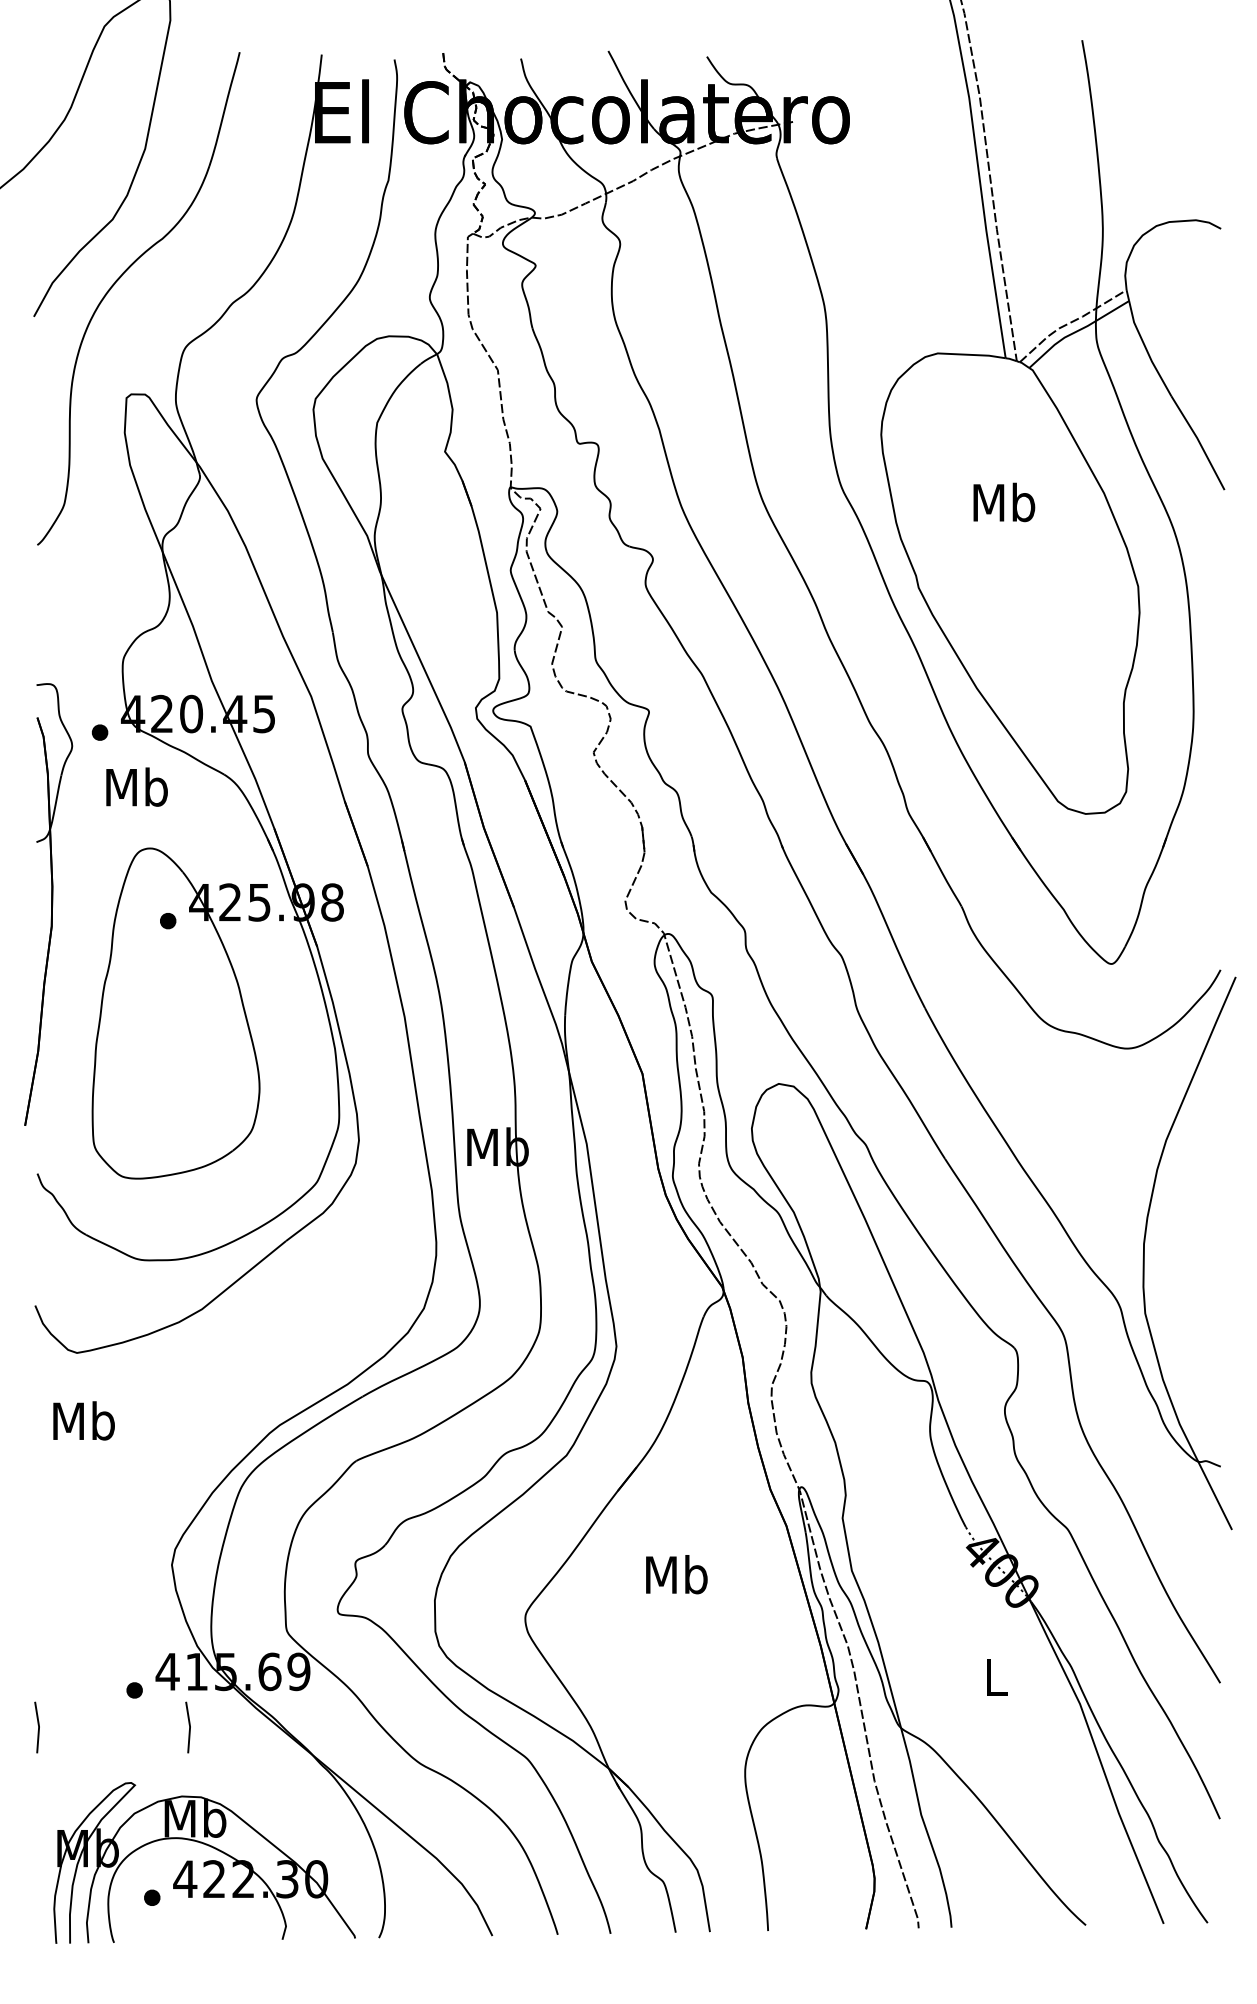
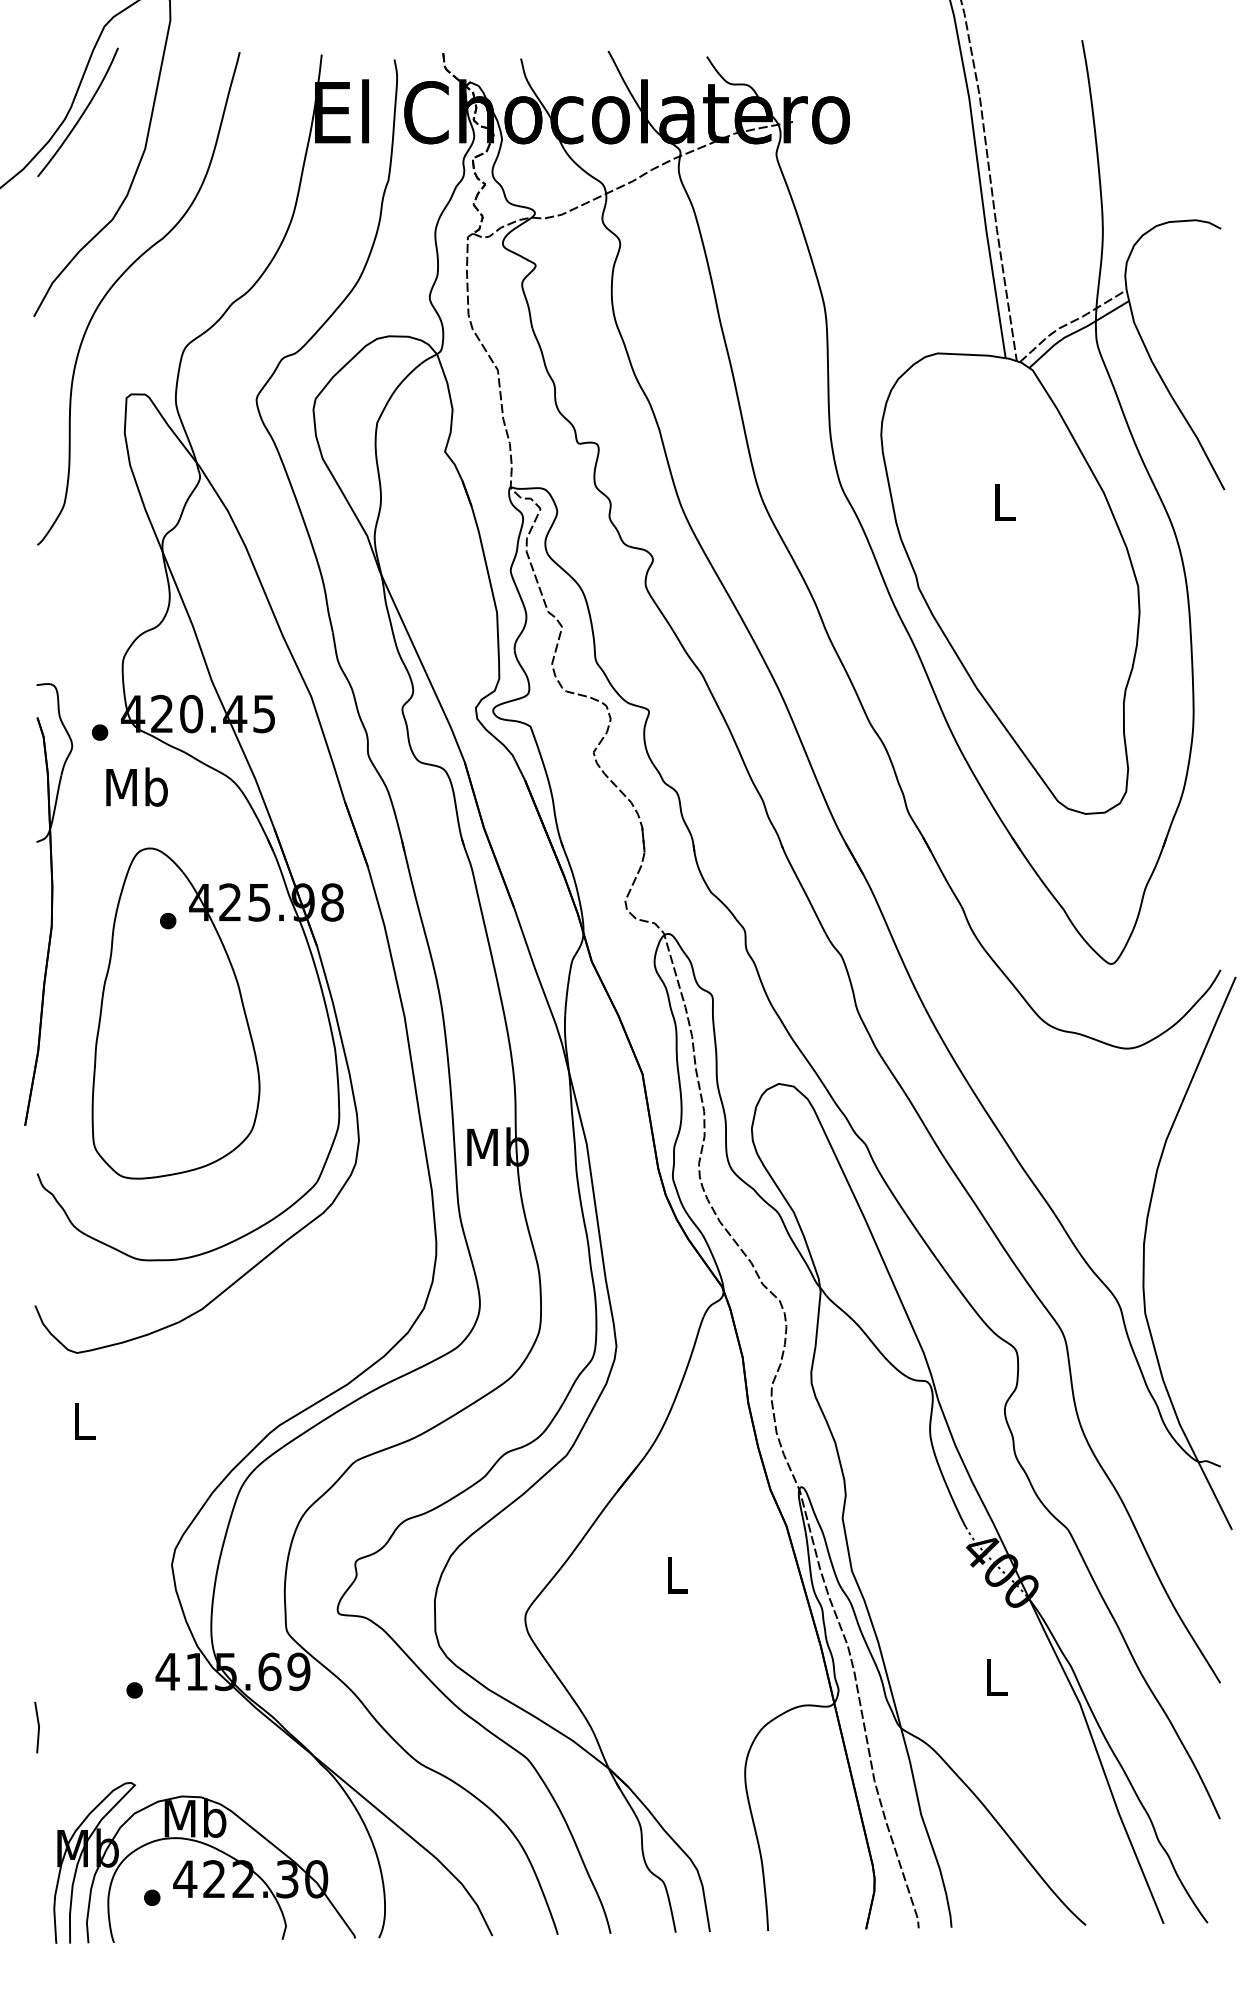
curve: none -> present (80, 115)
text: Mb -> L (1004, 502)
text: Mb -> L (83, 1420)
text: Mb -> L (676, 1574)
line: present -> none (189, 1727)
